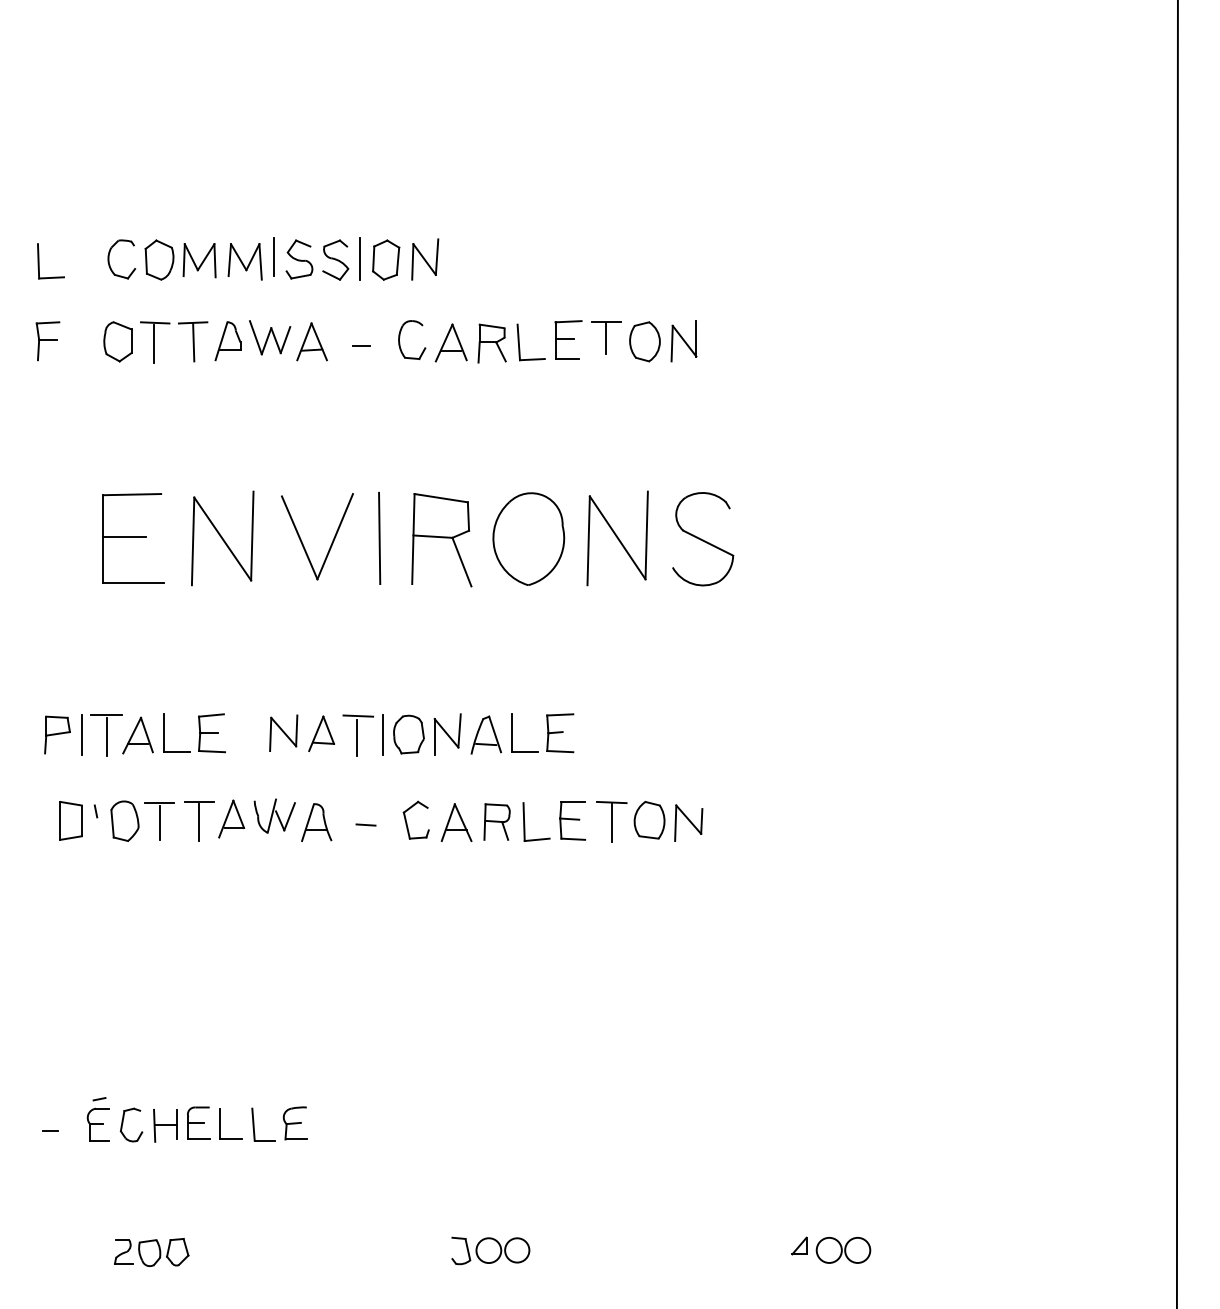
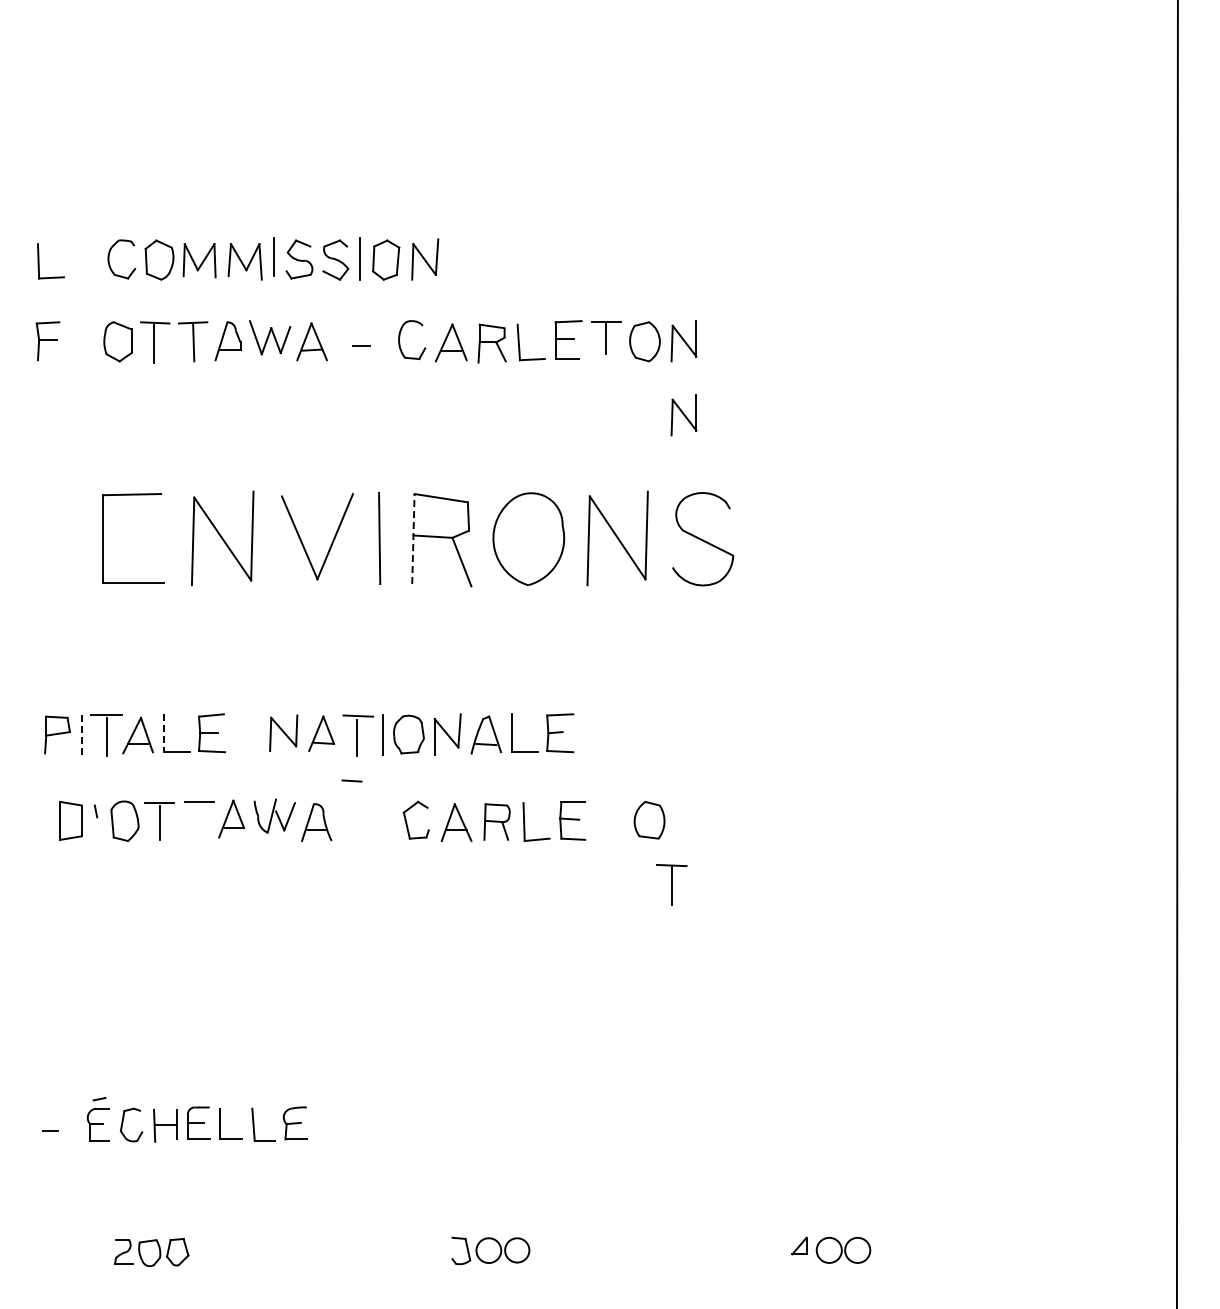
part: none -> present (683, 415)
line: present -> none (124, 536)
line: solid -> dashed (413, 538)
line: solid -> dashed (163, 733)
line: solid -> dashed (81, 735)
part position: (611, 821) -> (671, 884) (671, 884)
line: present -> none (199, 822)
part: present -> none (688, 822)
line position: (365, 824) -> (351, 780) (351, 780)
